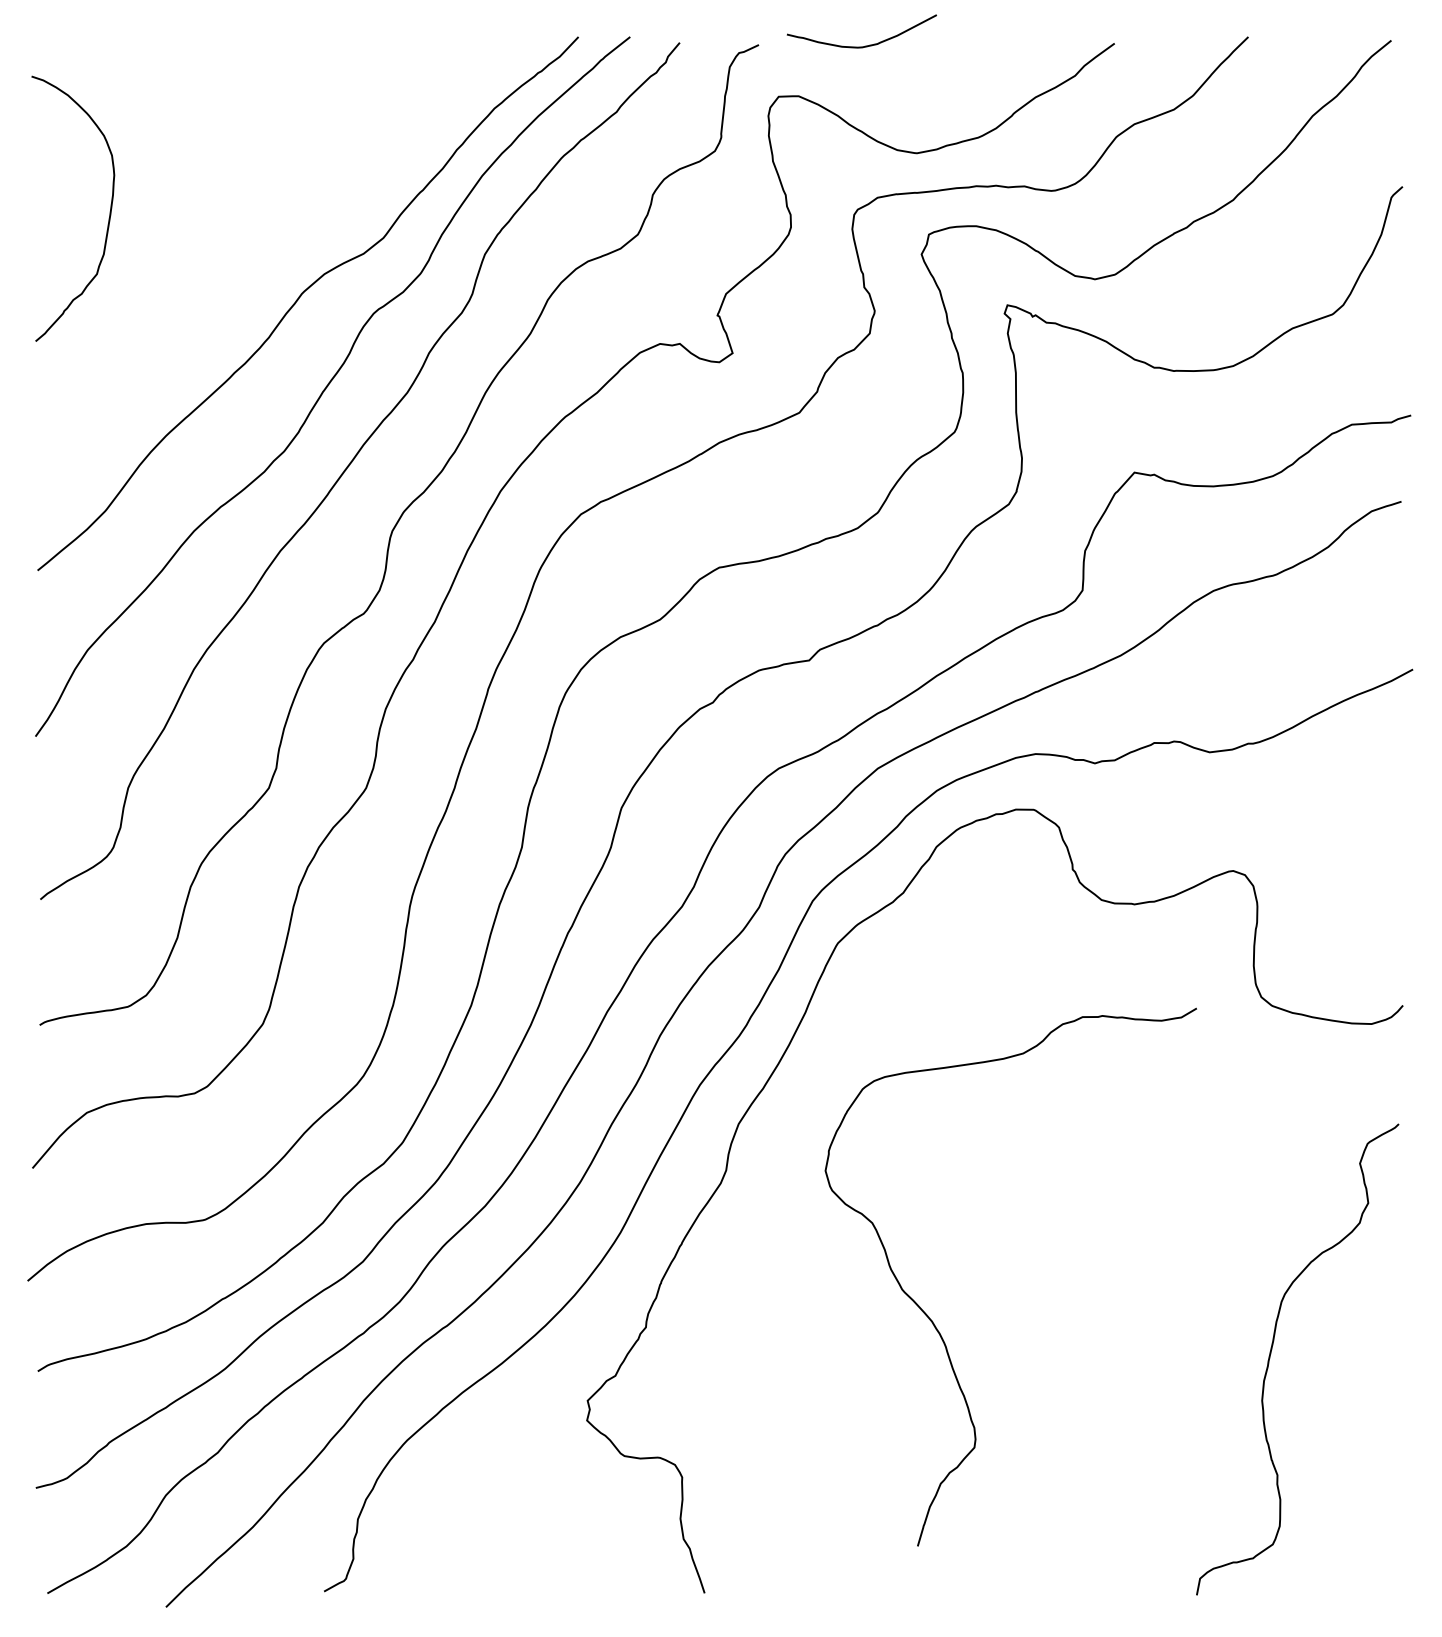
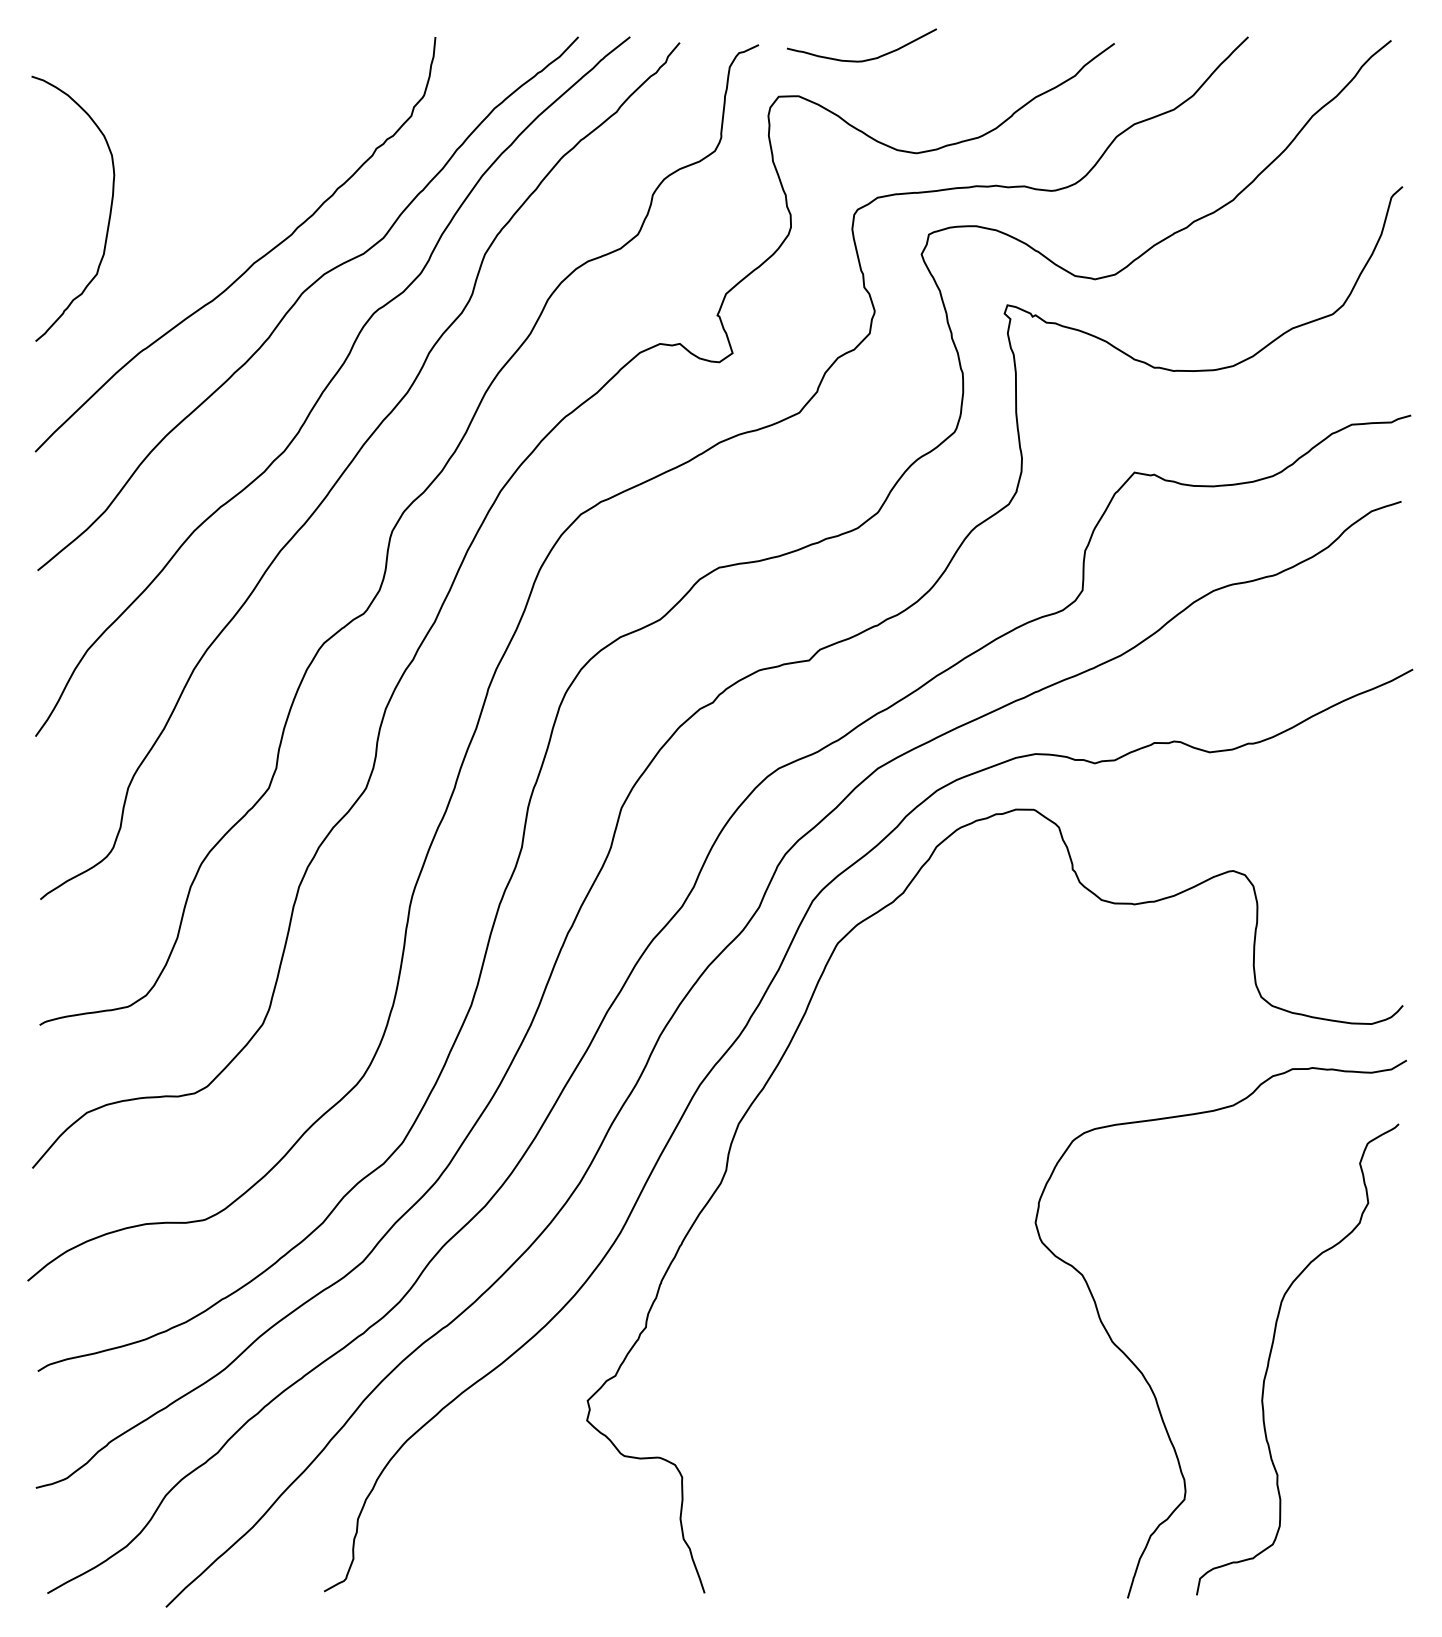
curve position: (865, 45) -> (865, 59) (865, 59)
curve: none -> present (253, 262)
curve position: (933, 1321) -> (1143, 1373) (1143, 1373)
